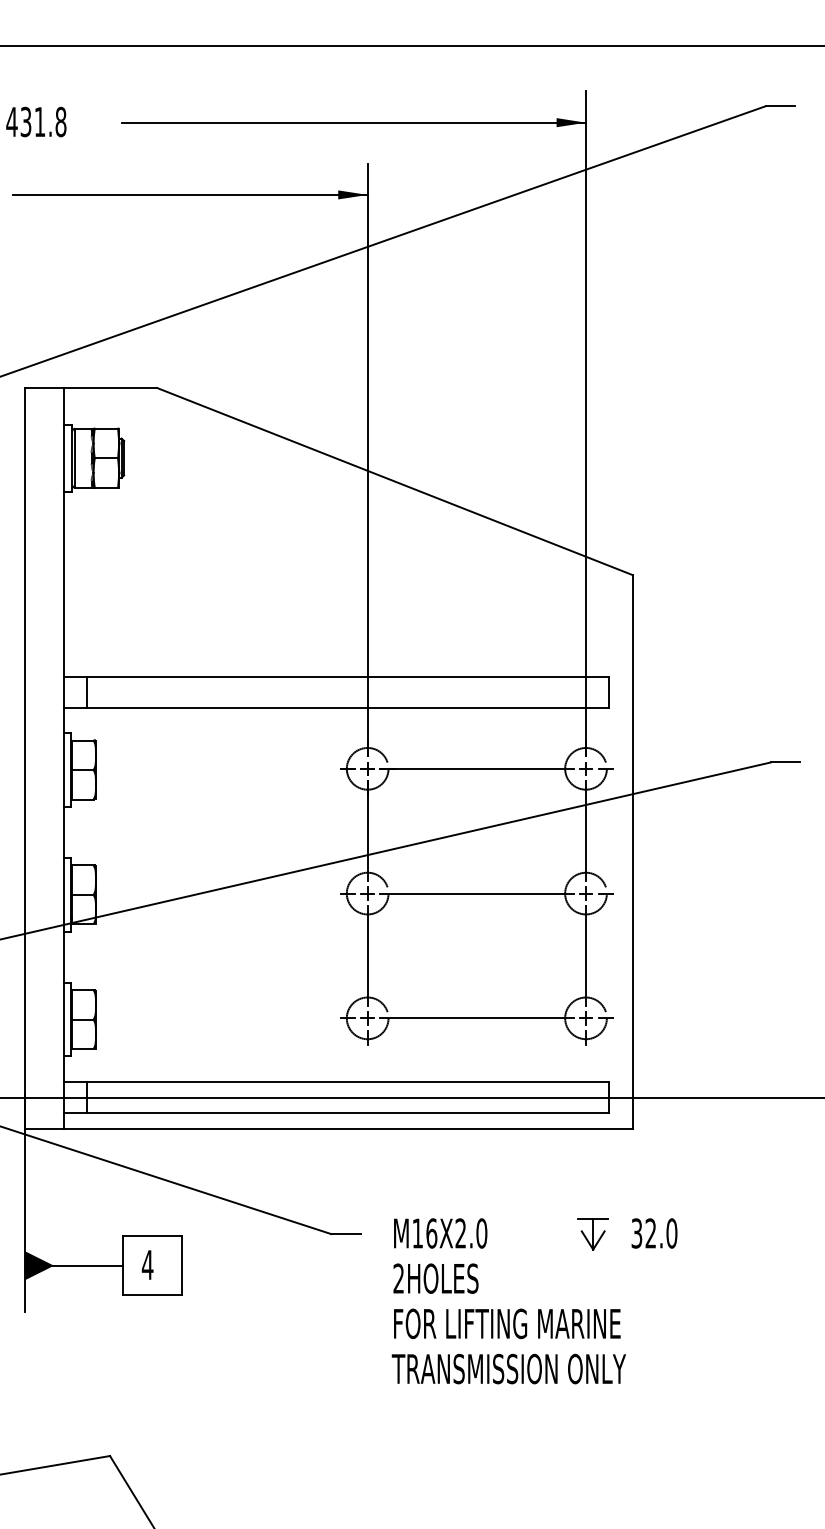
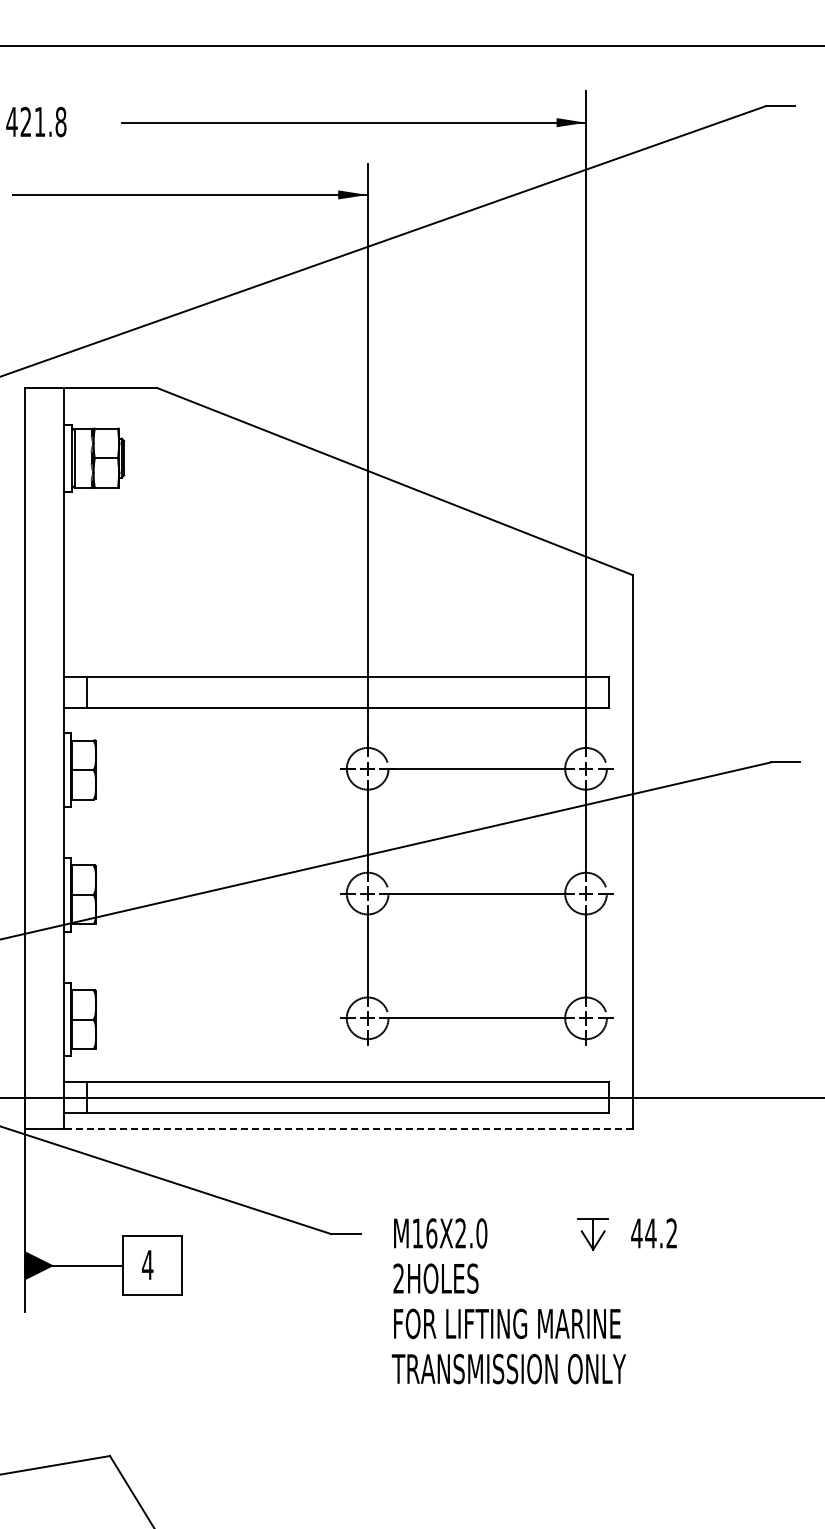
text: 431.8 -> 421.8 (25, 122)
line: solid -> dashed (348, 1128)
text: 32.0 -> 44.2 (654, 1233)
